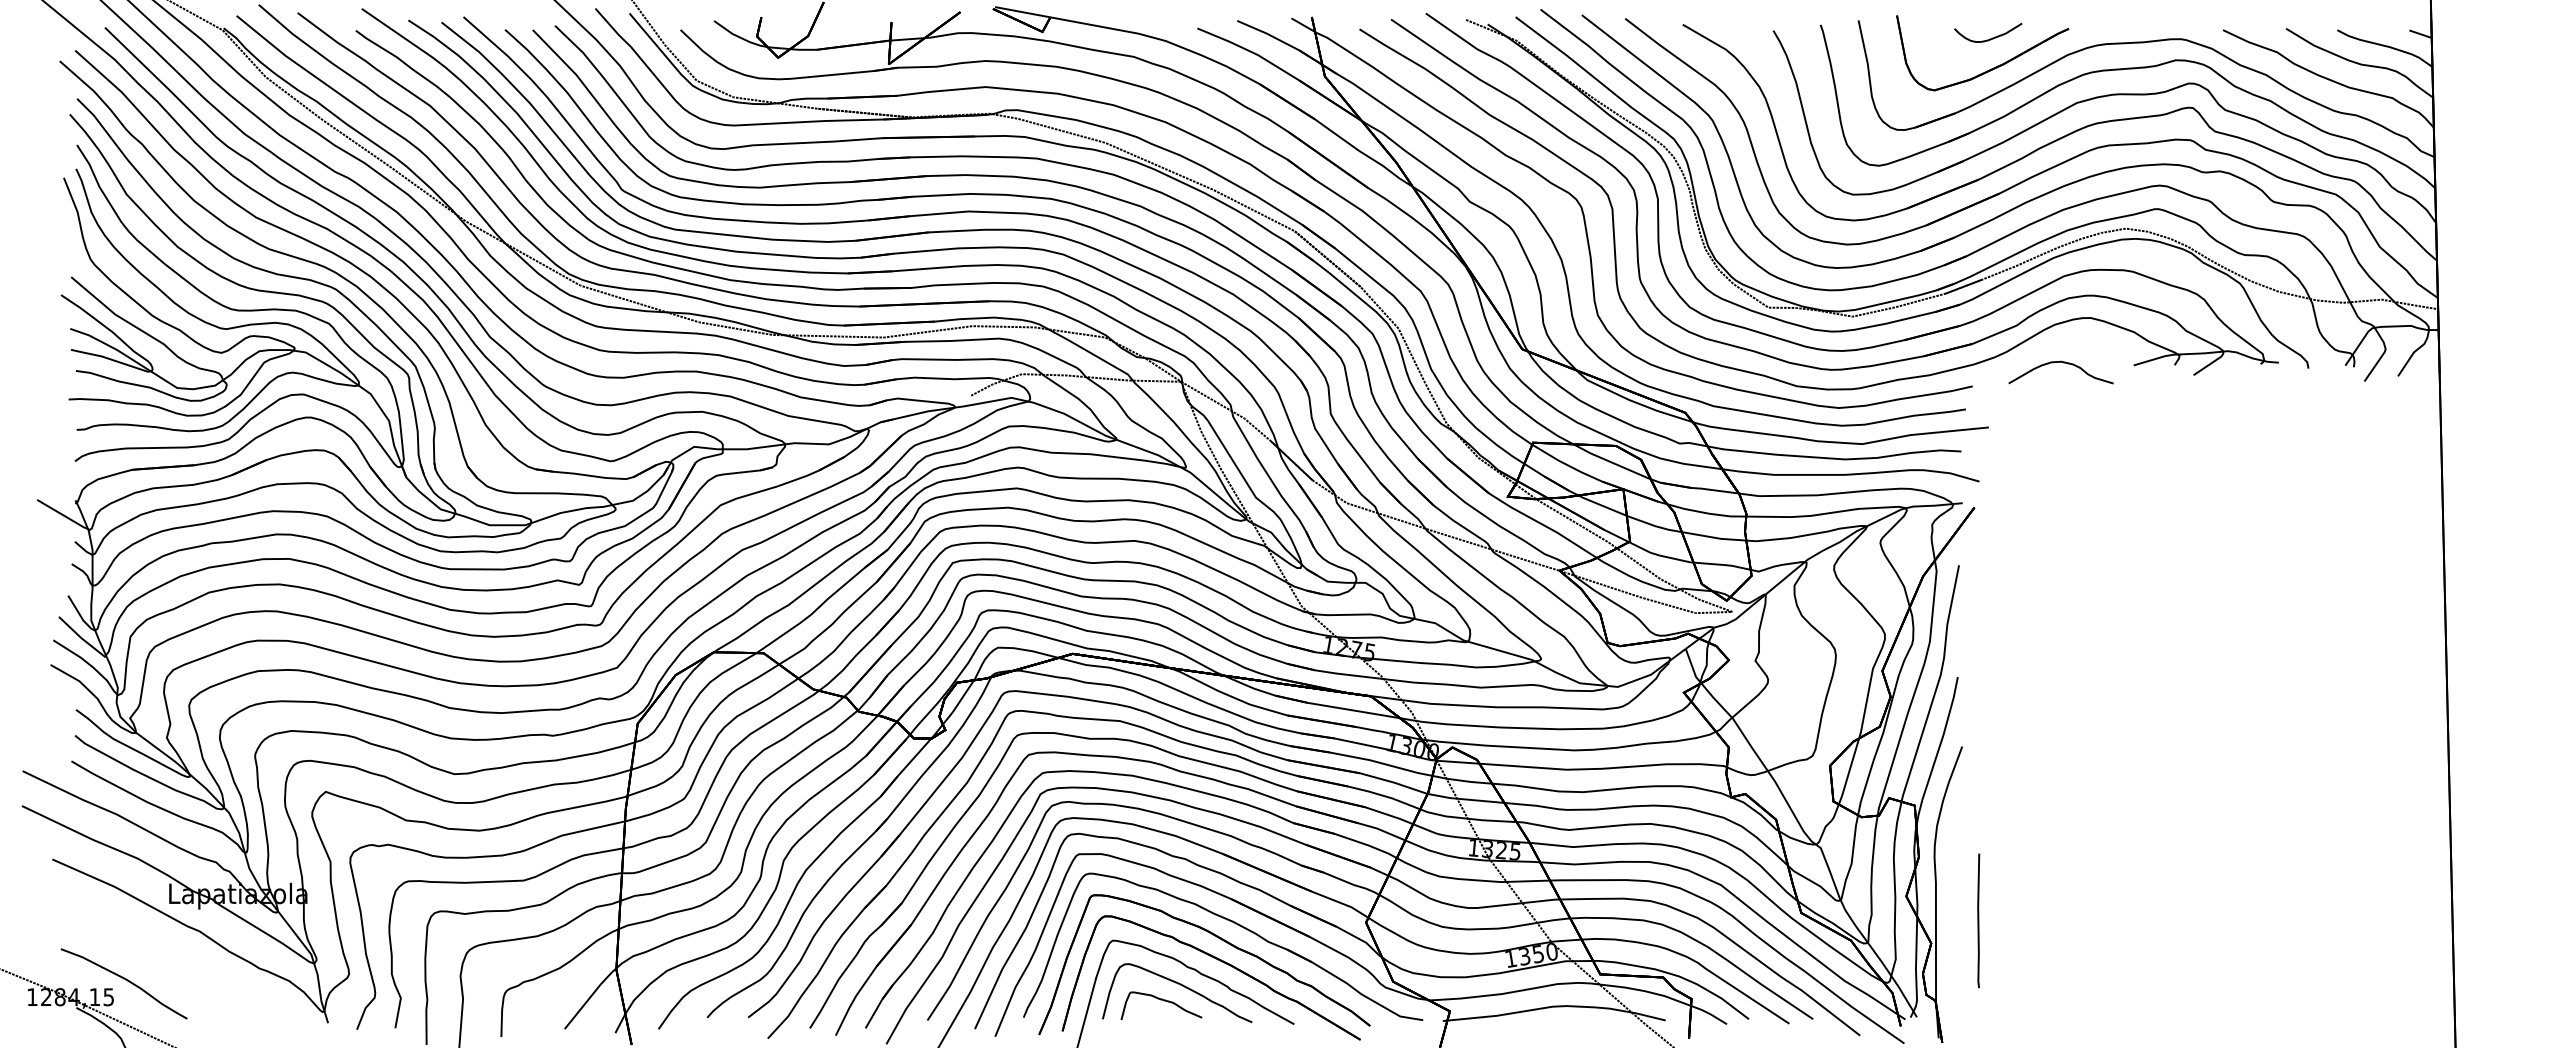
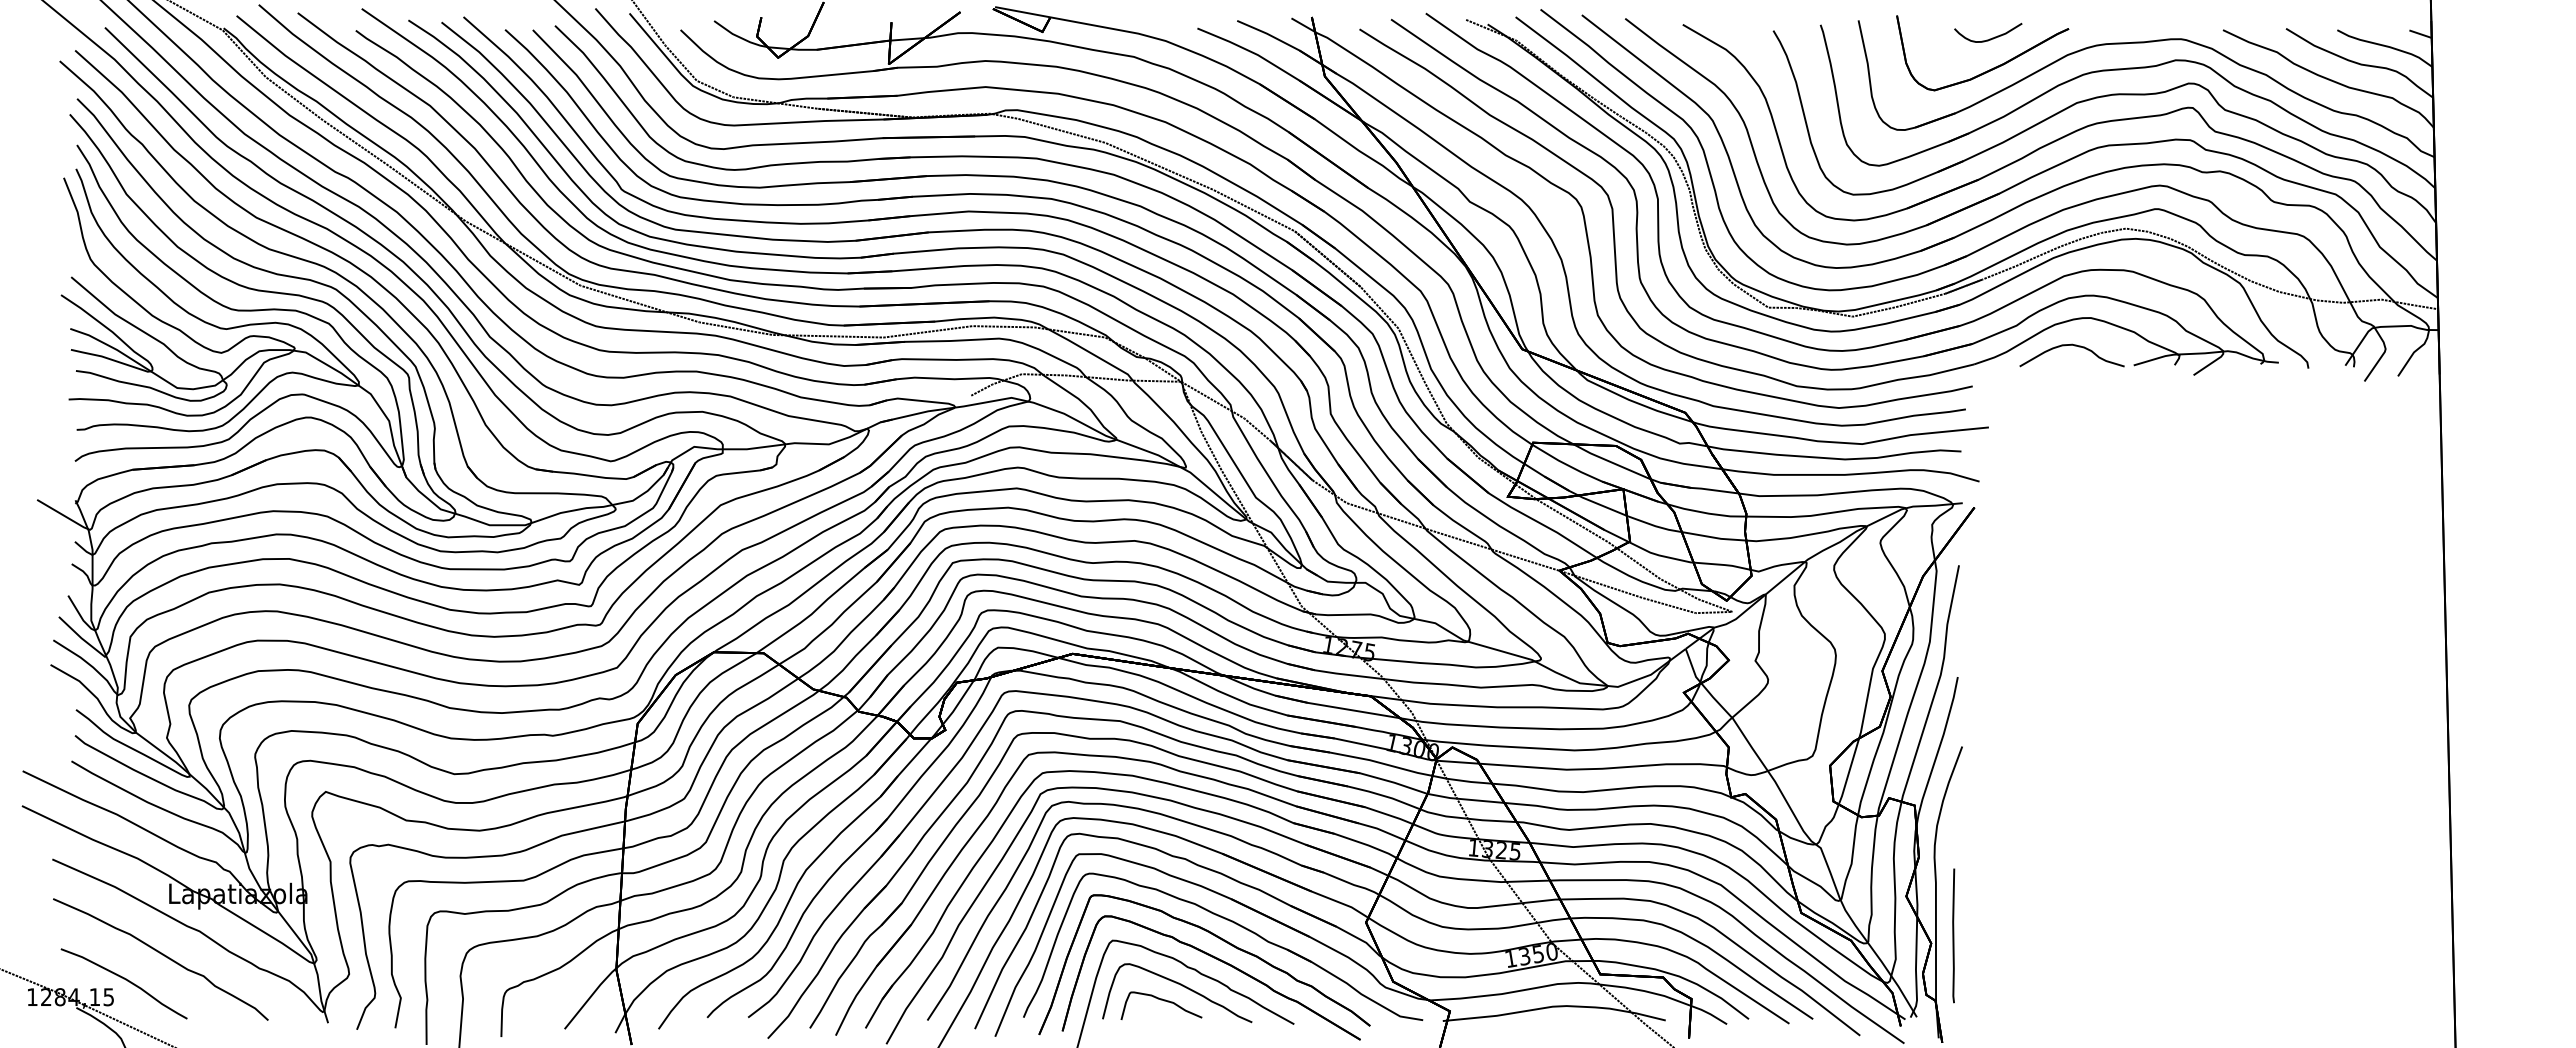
curve position: (2063, 363) -> (2074, 346) (2074, 346)
line position: (1978, 920) -> (1953, 935) (1953, 935)
curve: none -> present (162, 955)
